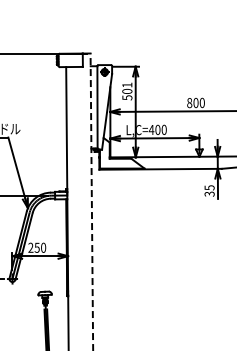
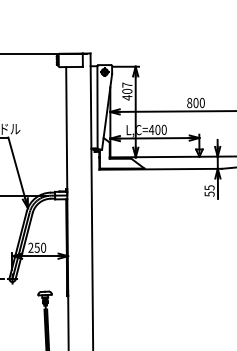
text: 501 -> 407 (127, 91)
text: 35 -> 55 (207, 193)
line: dashed -> solid (91, 201)
